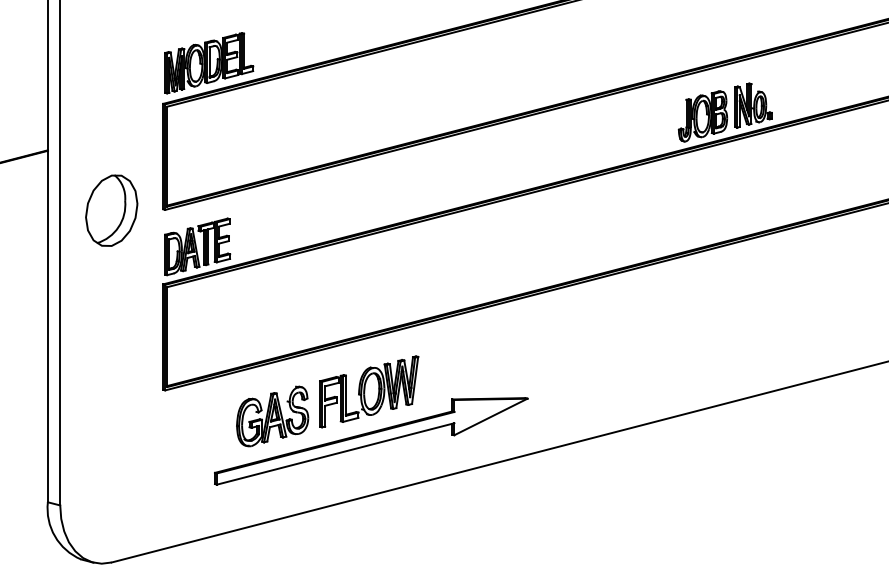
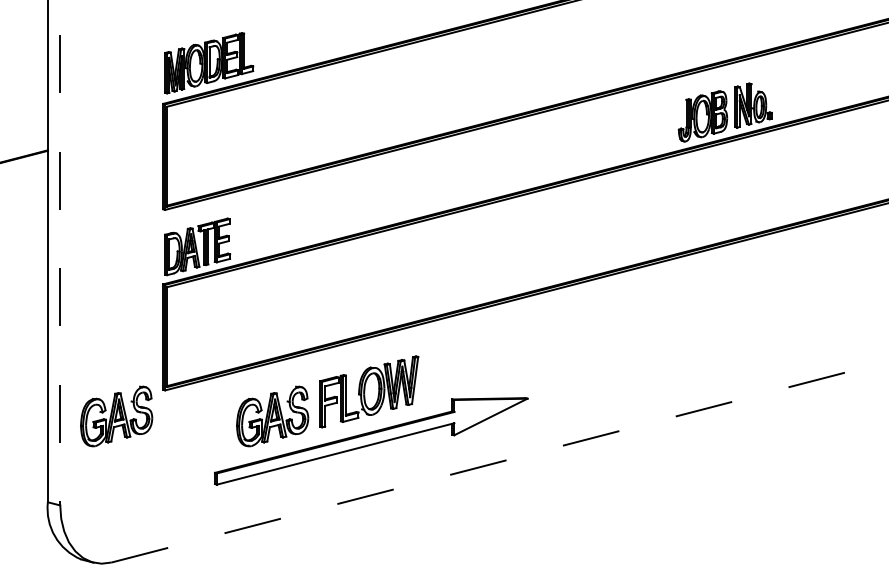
part: present -> none (111, 210)
line: solid -> dashed (60, 253)
part: none -> present (116, 416)
line: solid -> dashed (500, 461)
